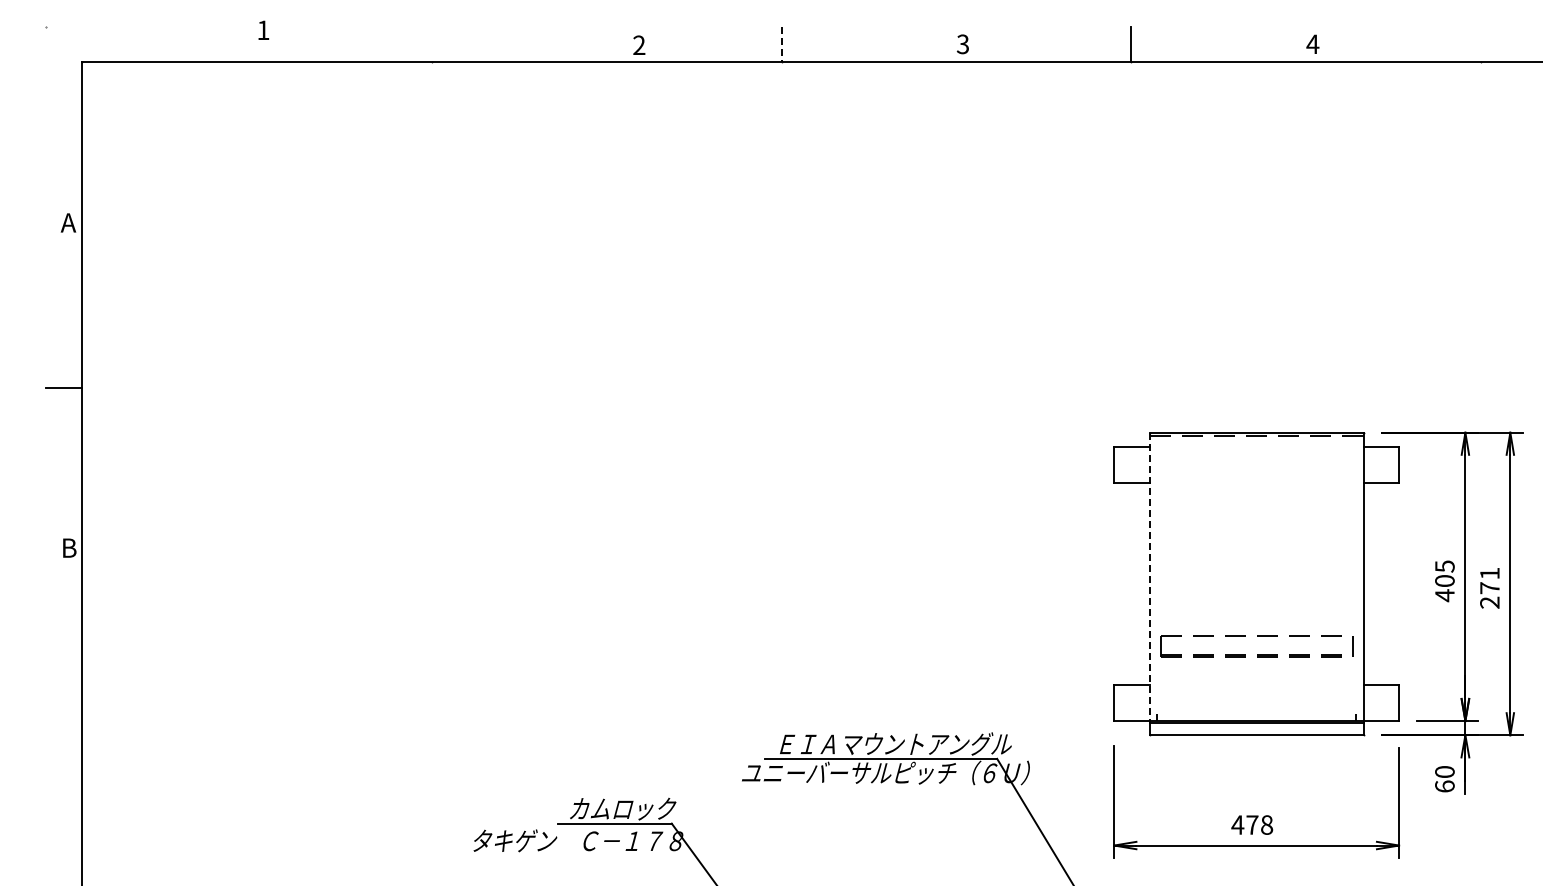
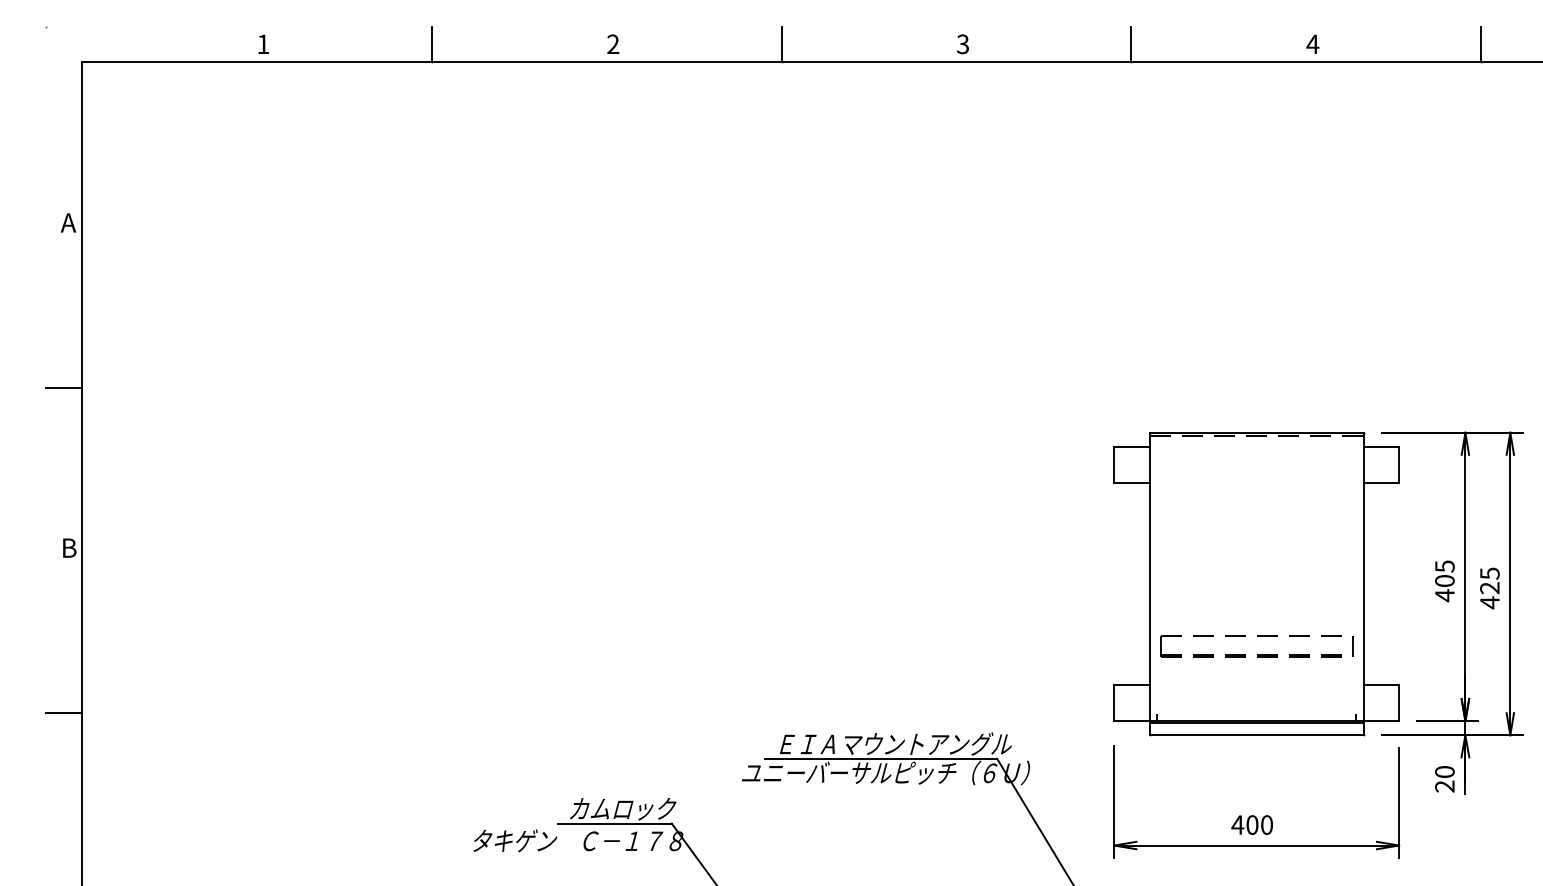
text position: (263, 29) -> (263, 43) (263, 43)
line: none -> present (431, 44)
text position: (639, 44) -> (613, 43) (613, 43)
line: dashed -> solid (781, 44)
line: none -> present (1481, 44)
line: dashed -> solid (1149, 577)
text: 271 -> 425 (1489, 588)
line: none -> present (63, 712)
text: 60 -> 20 (1444, 786)
text: 478 -> 400 (1259, 824)
